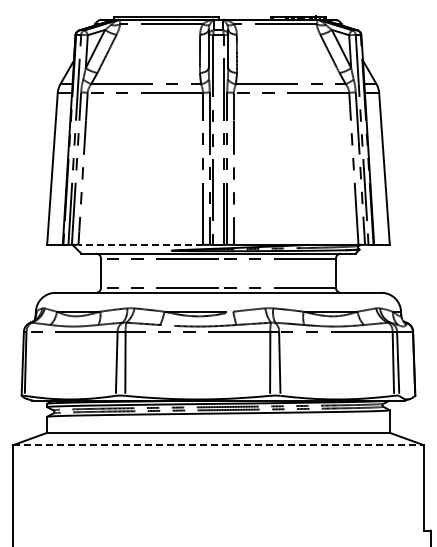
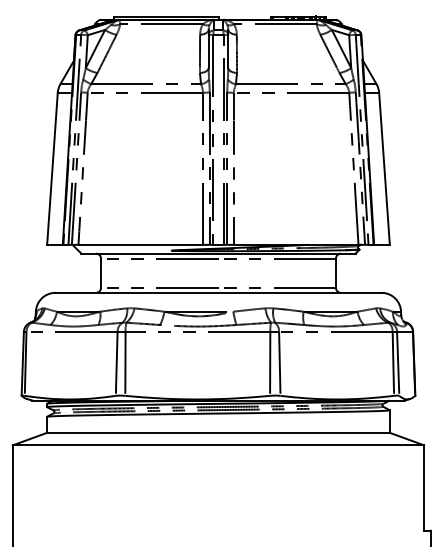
line: dashed -> solid (140, 244)
line: dashed -> solid (218, 445)
